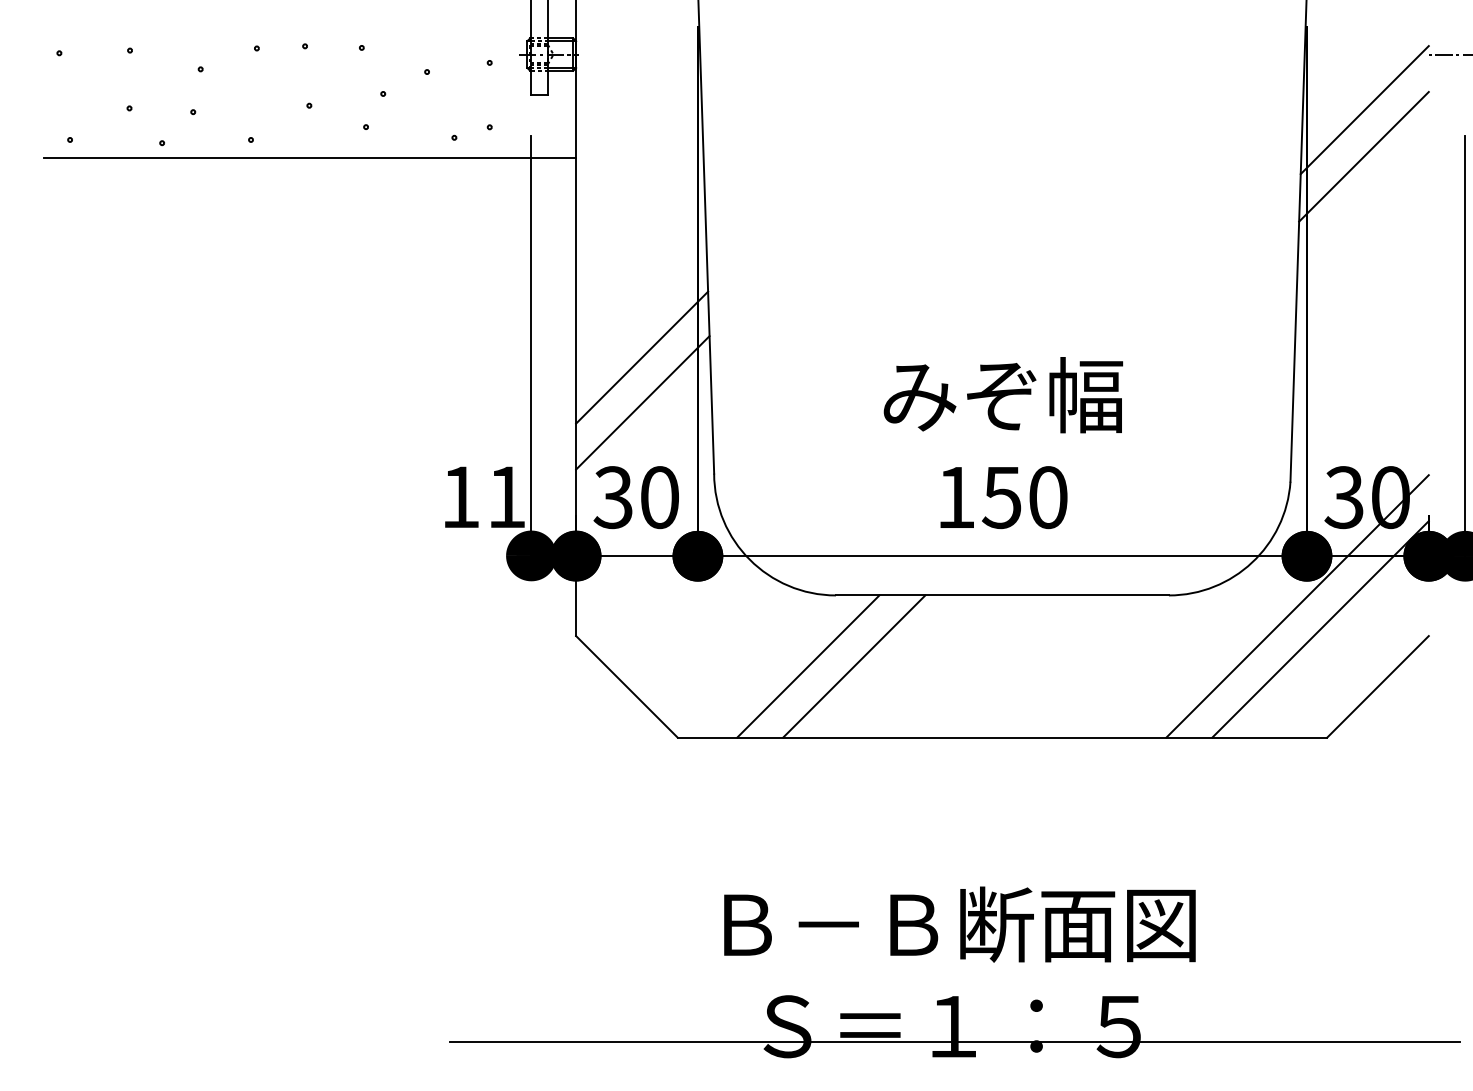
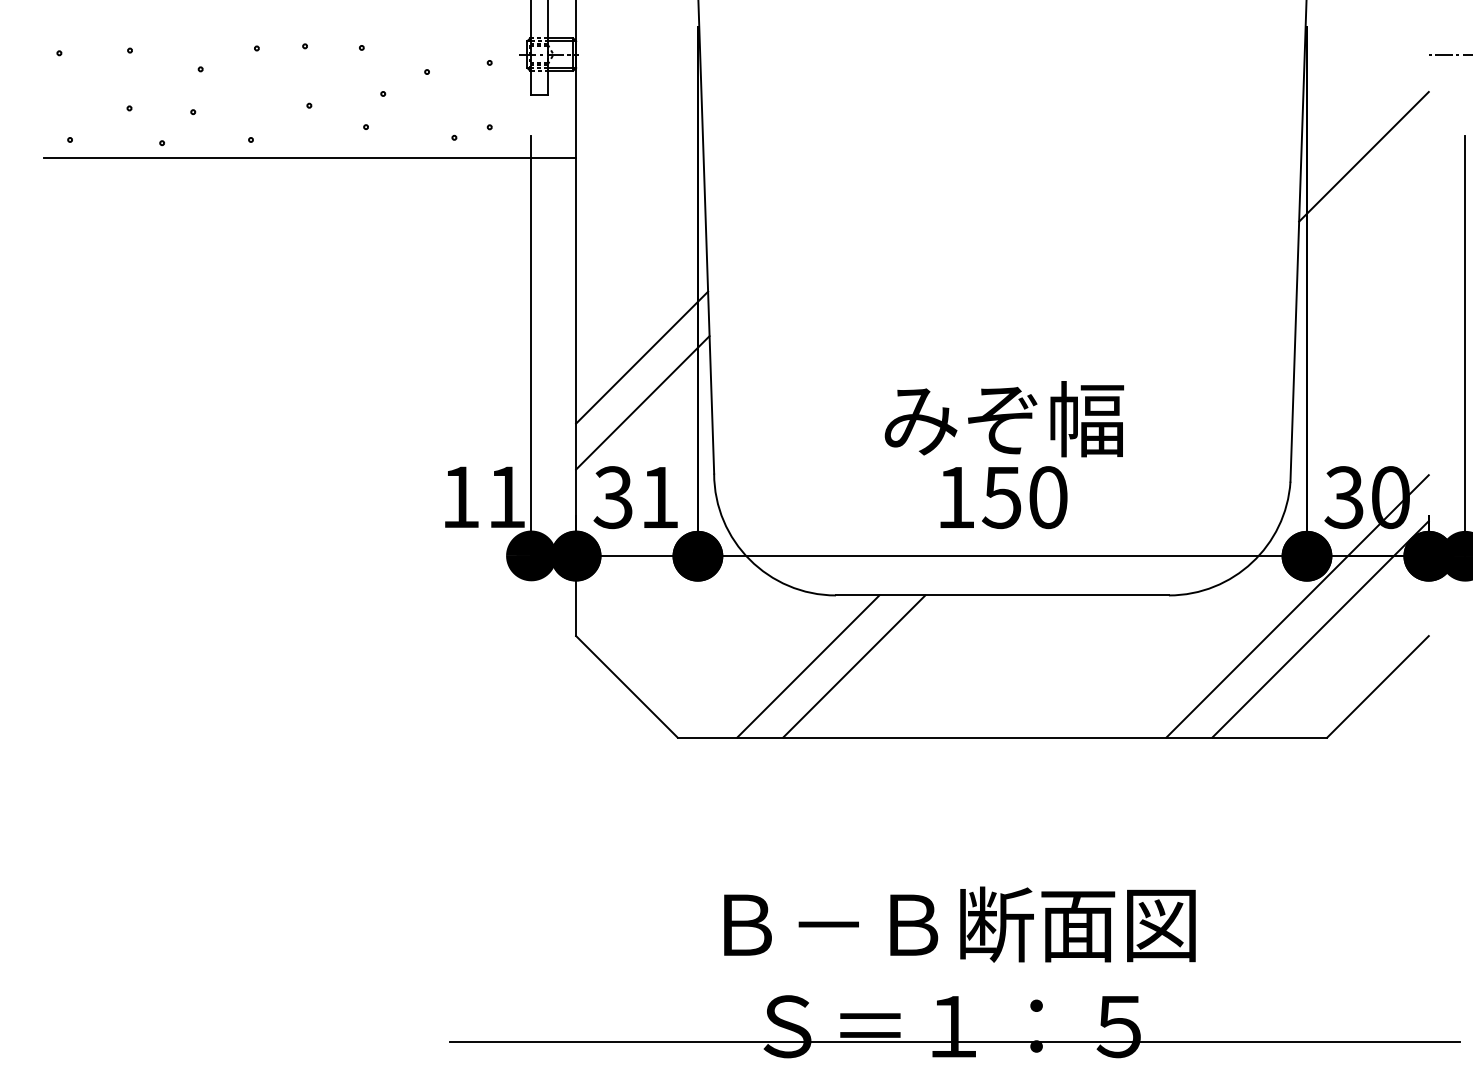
line: present -> none (1364, 110)
text position: (1003, 395) -> (1004, 419) (1004, 419)
text: 30 -> 31 (659, 497)
